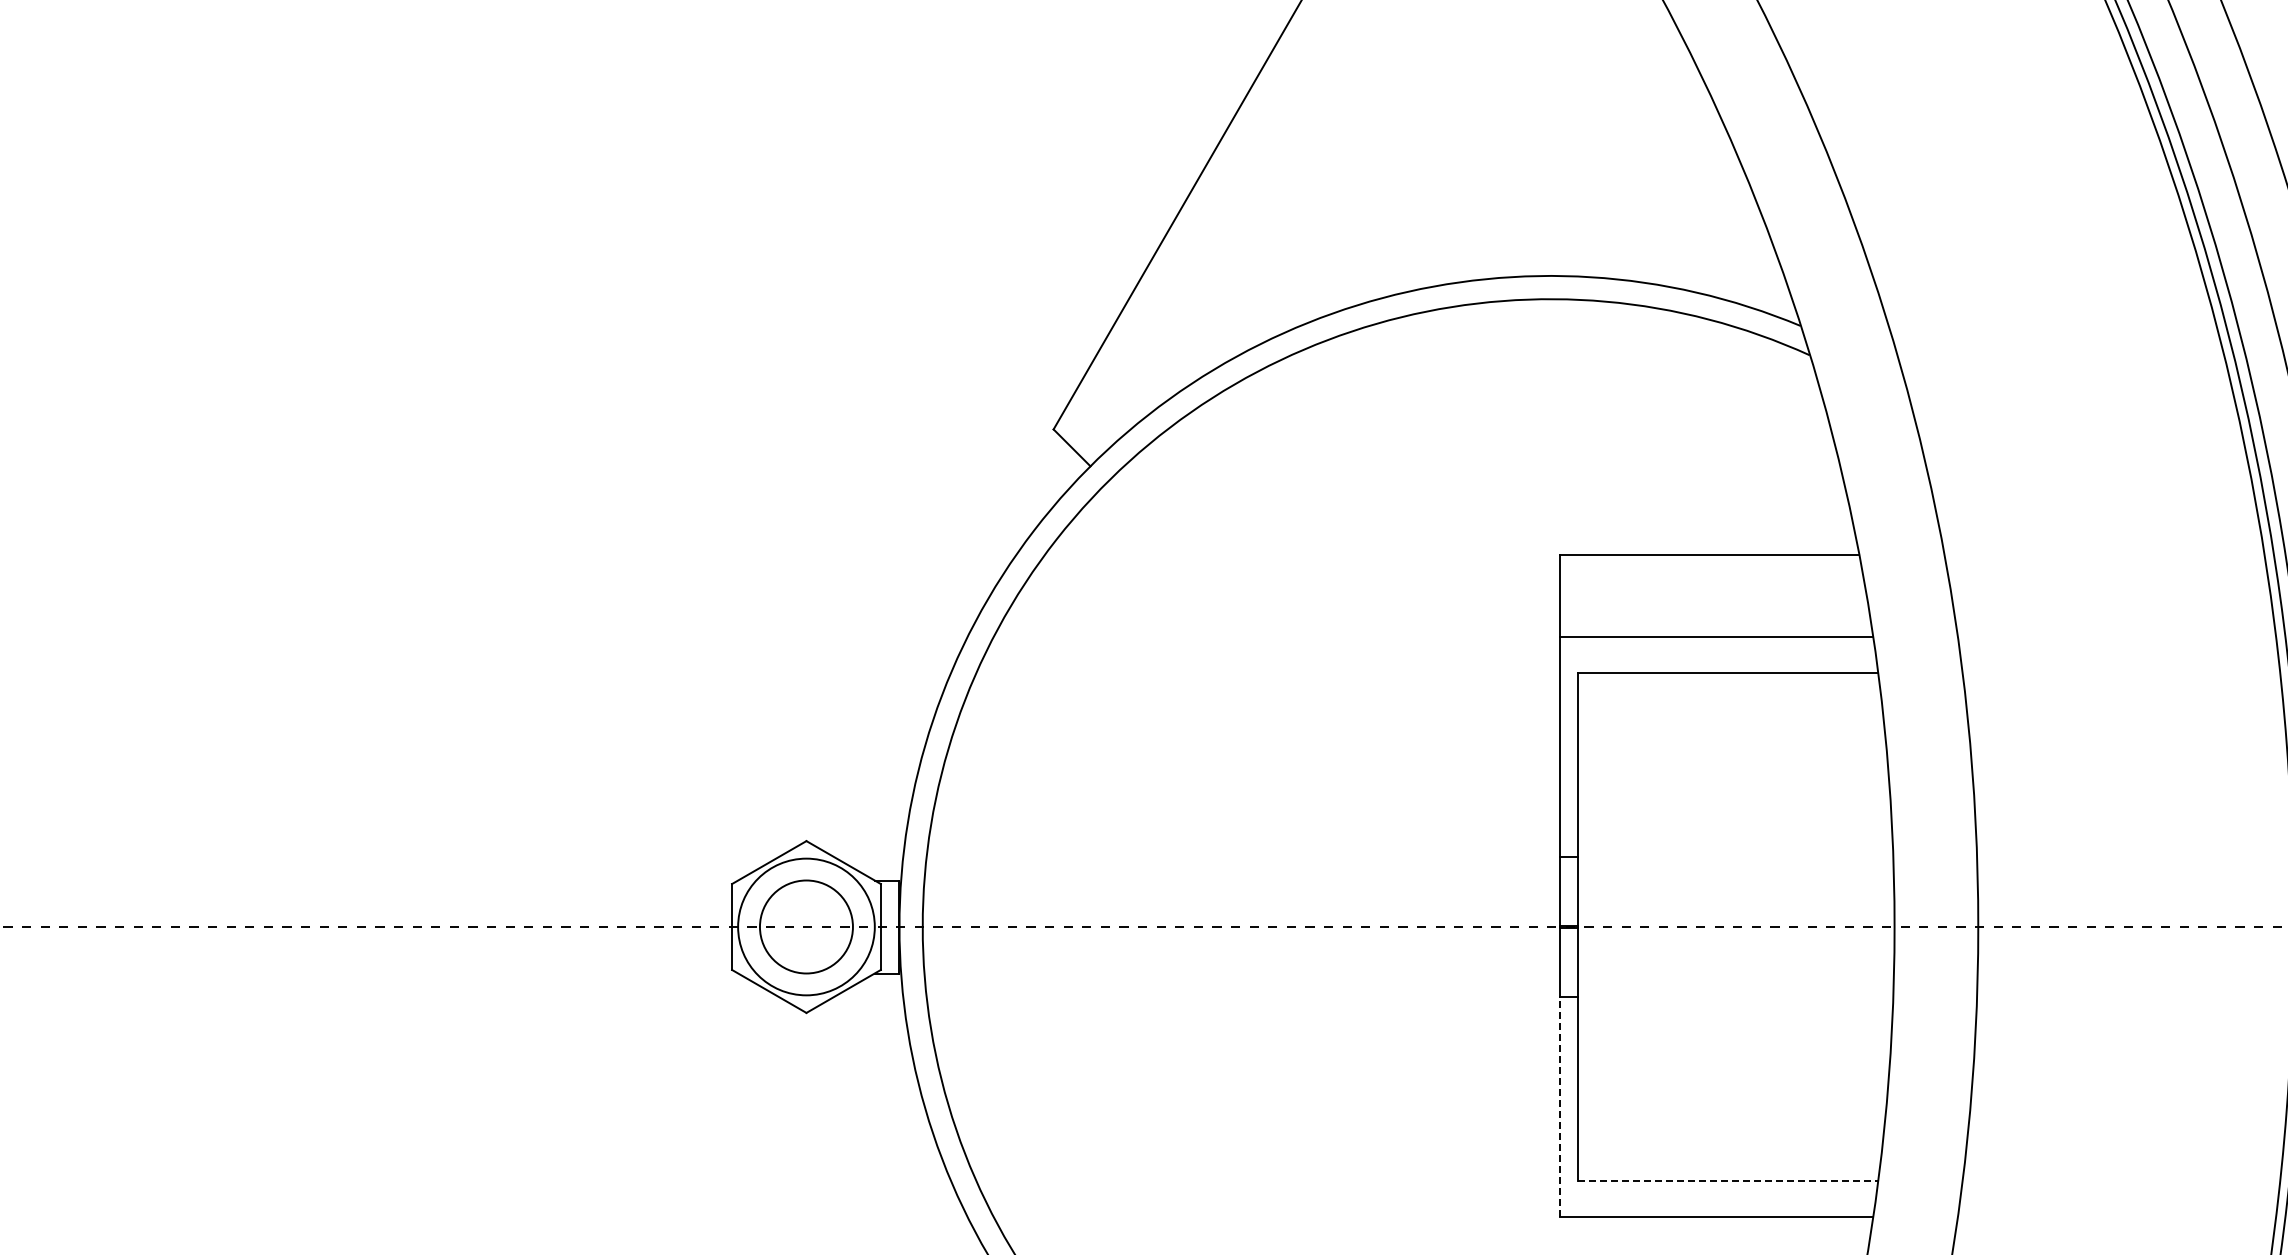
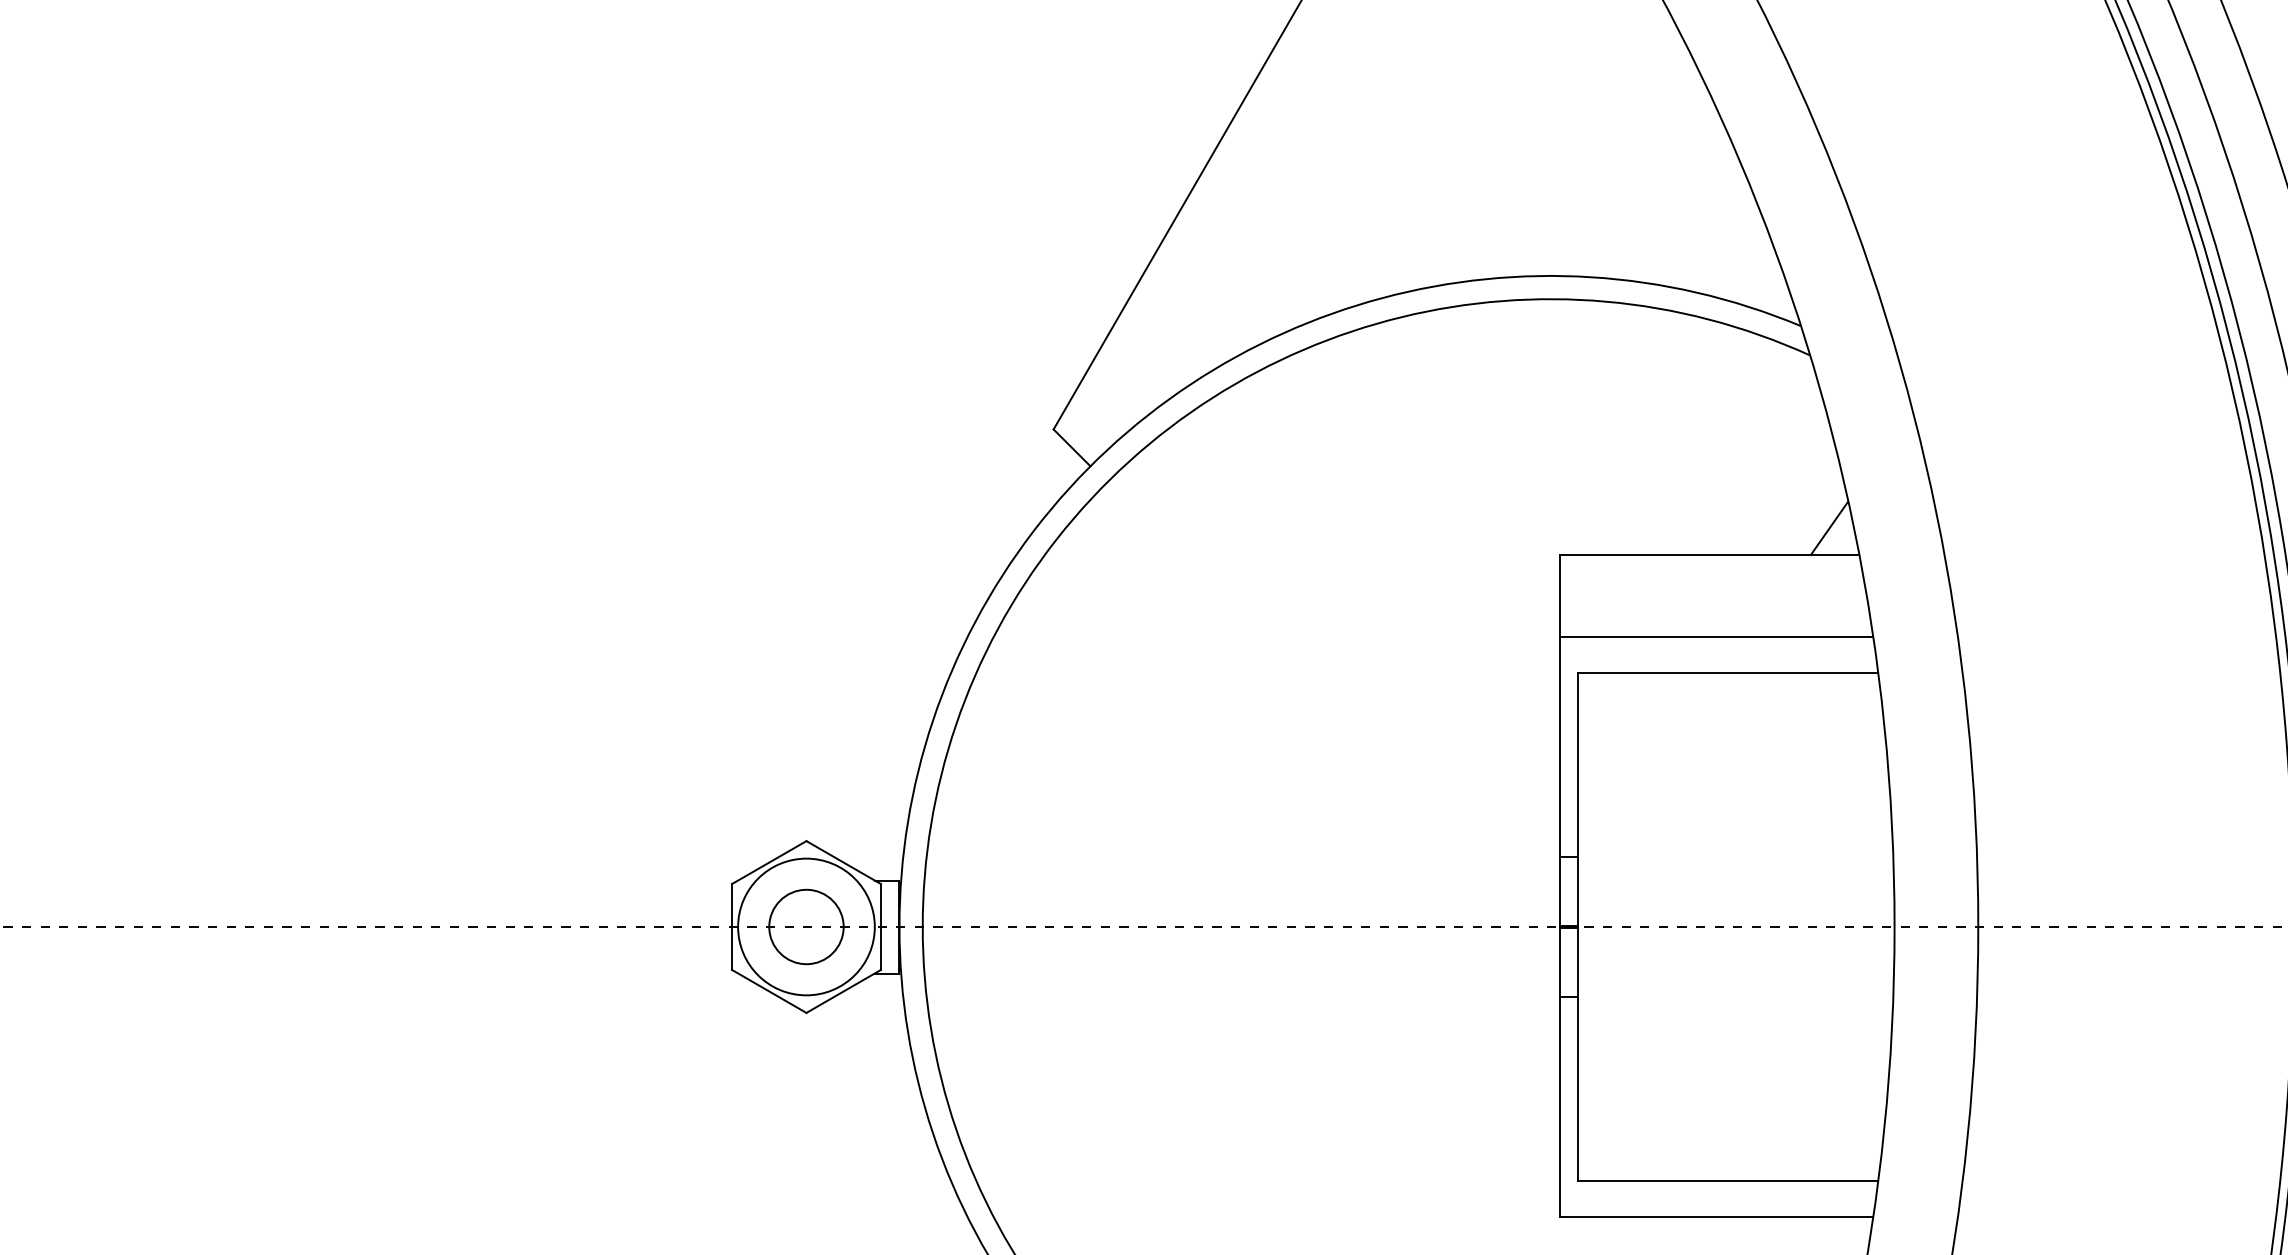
line: none -> present (1829, 528)
circle diameter: 93 px -> 74 px (806, 926)
line: dashed -> solid (1559, 1106)
line: dashed -> solid (1728, 1180)
